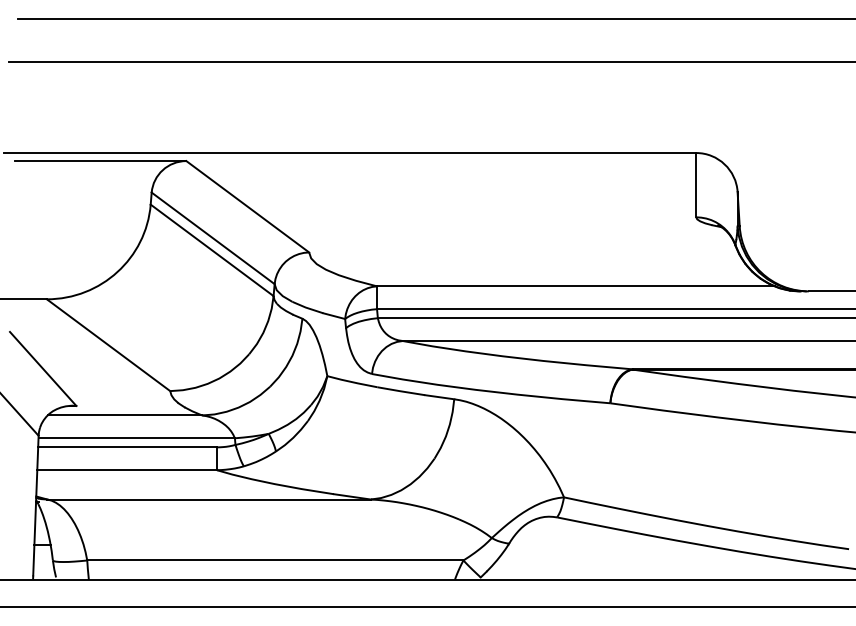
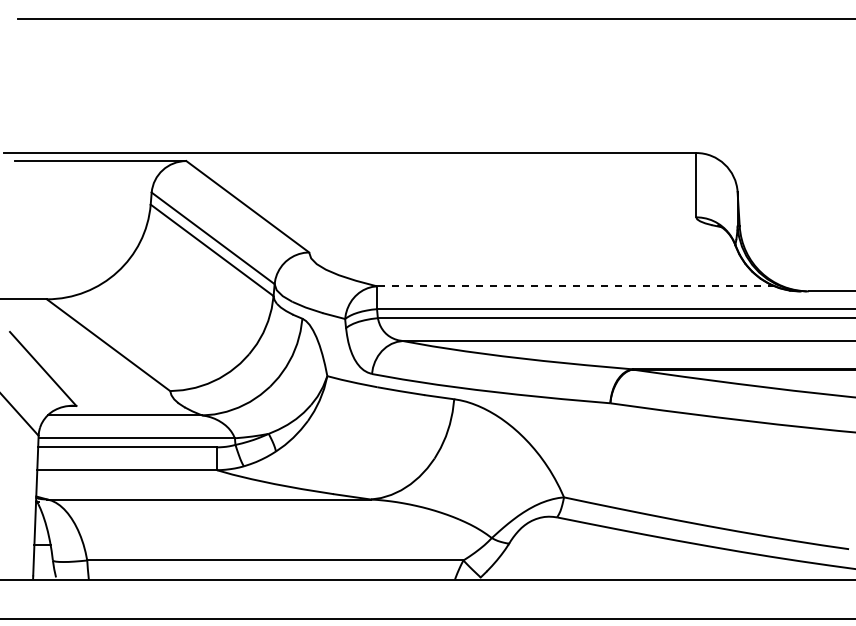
line: present -> none (430, 62)
line: solid -> dashed (576, 286)
line position: (427, 607) -> (427, 619) (427, 619)
